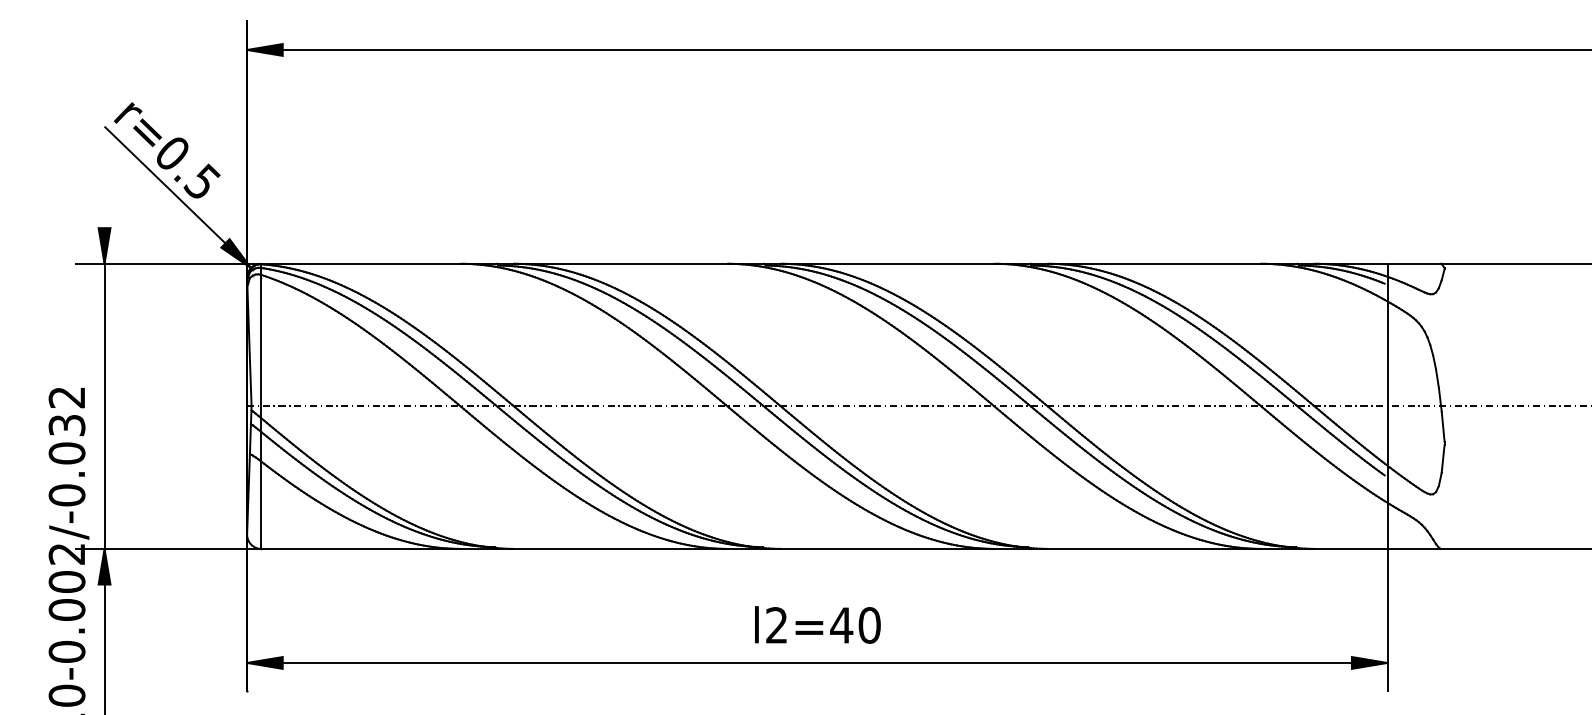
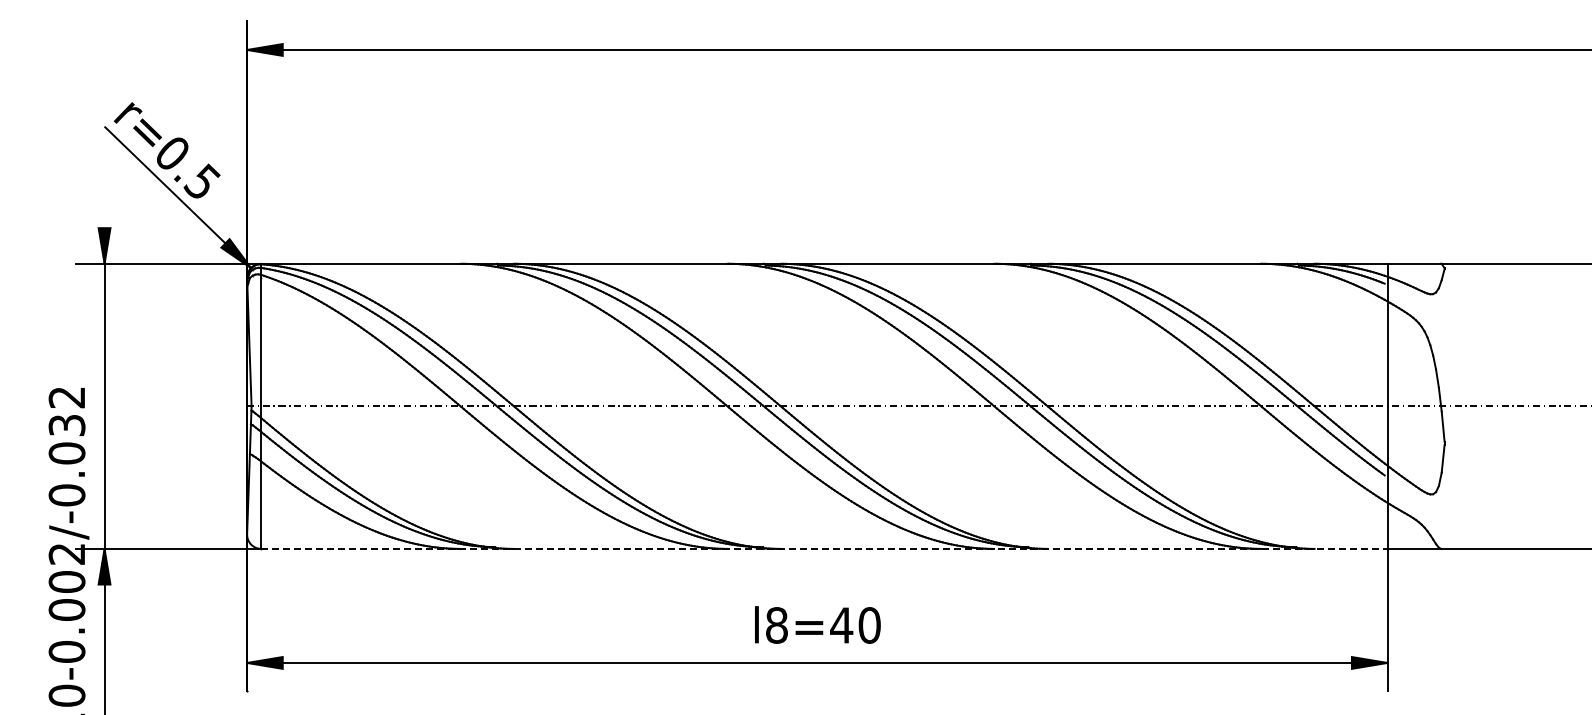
line: solid -> dashed (824, 548)
text: l2=40 -> l8=40 (776, 625)
